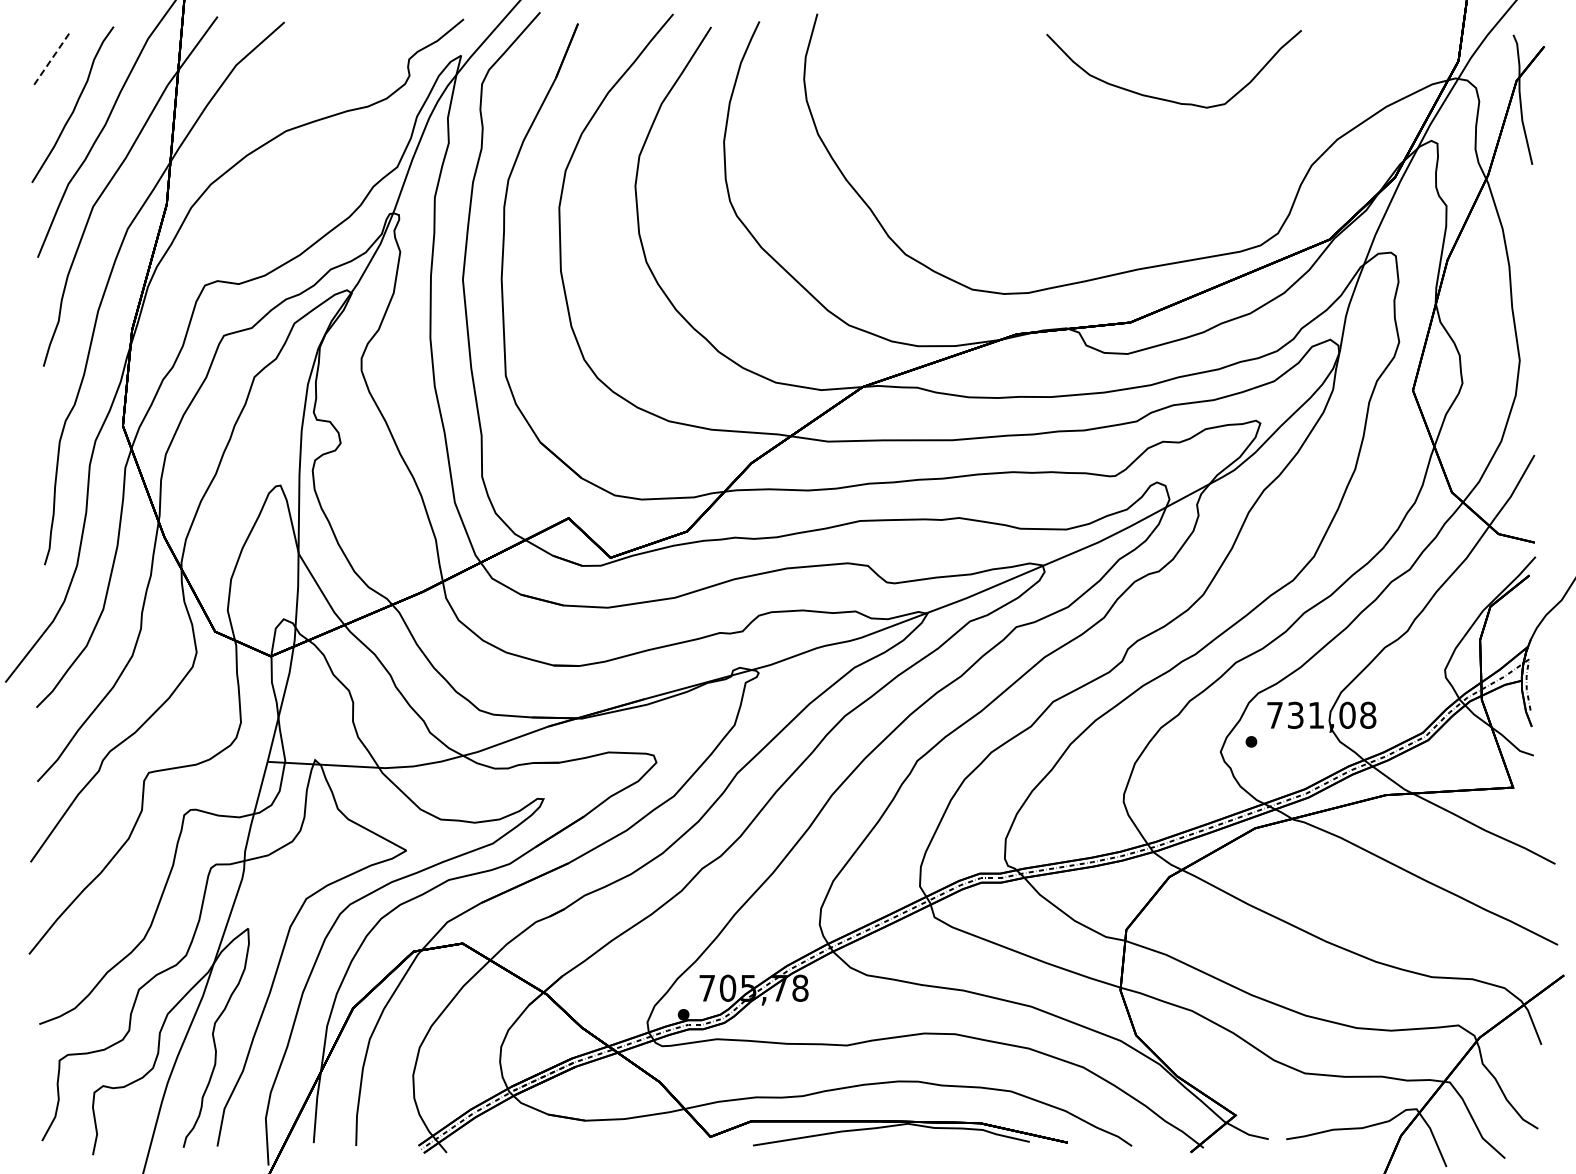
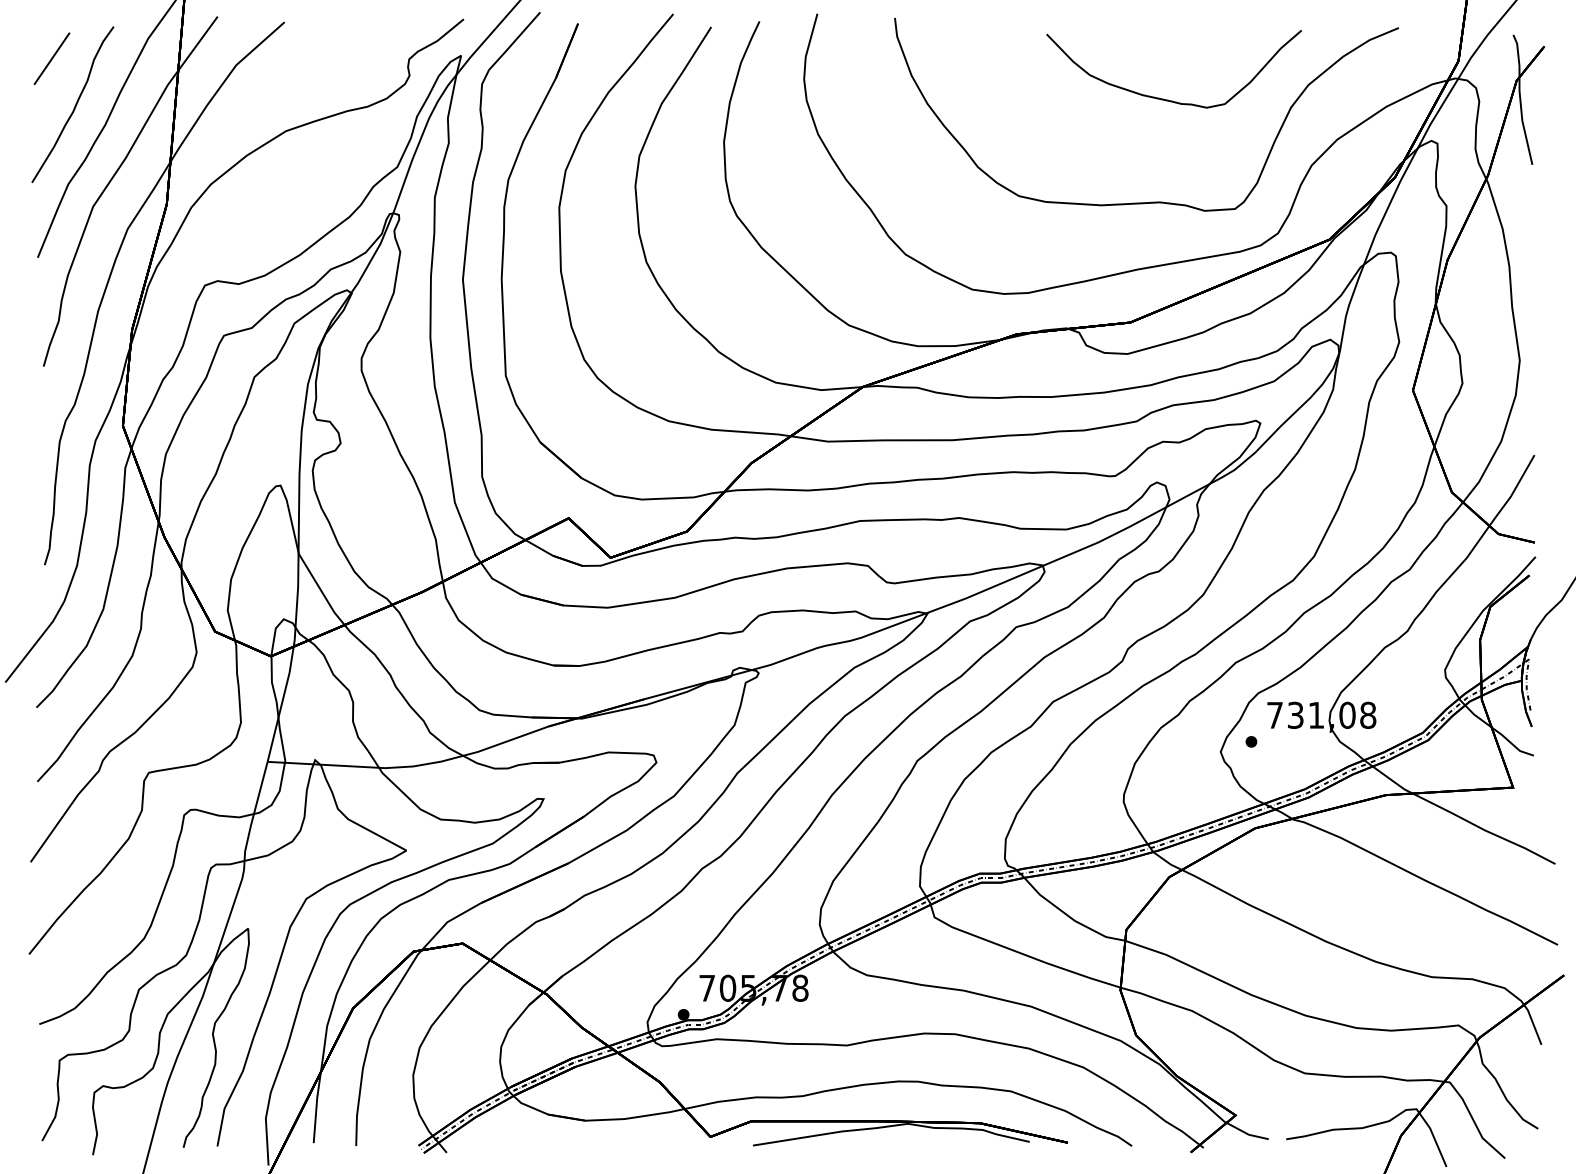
line: dashed -> solid (52, 58)
curve: none -> present (1151, 201)
